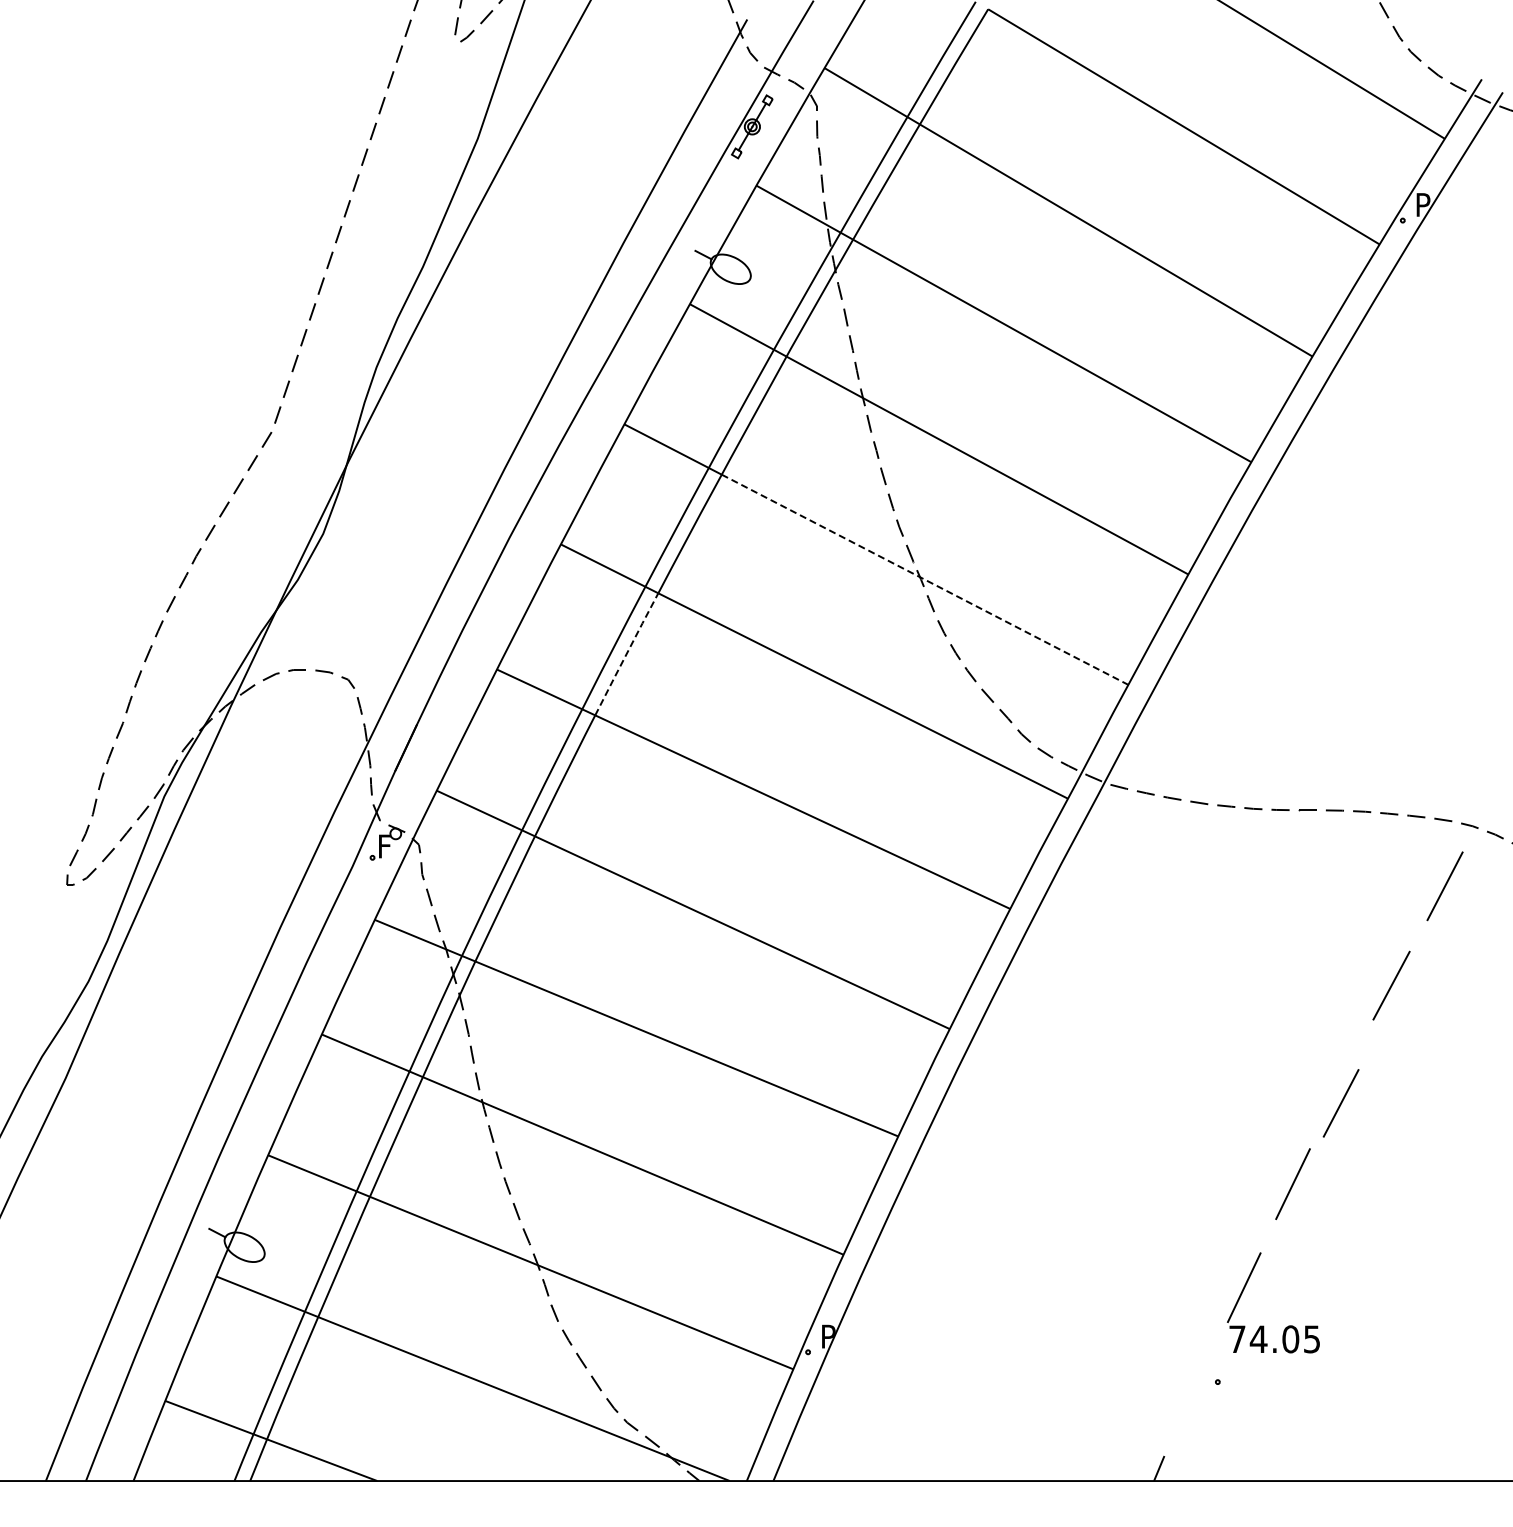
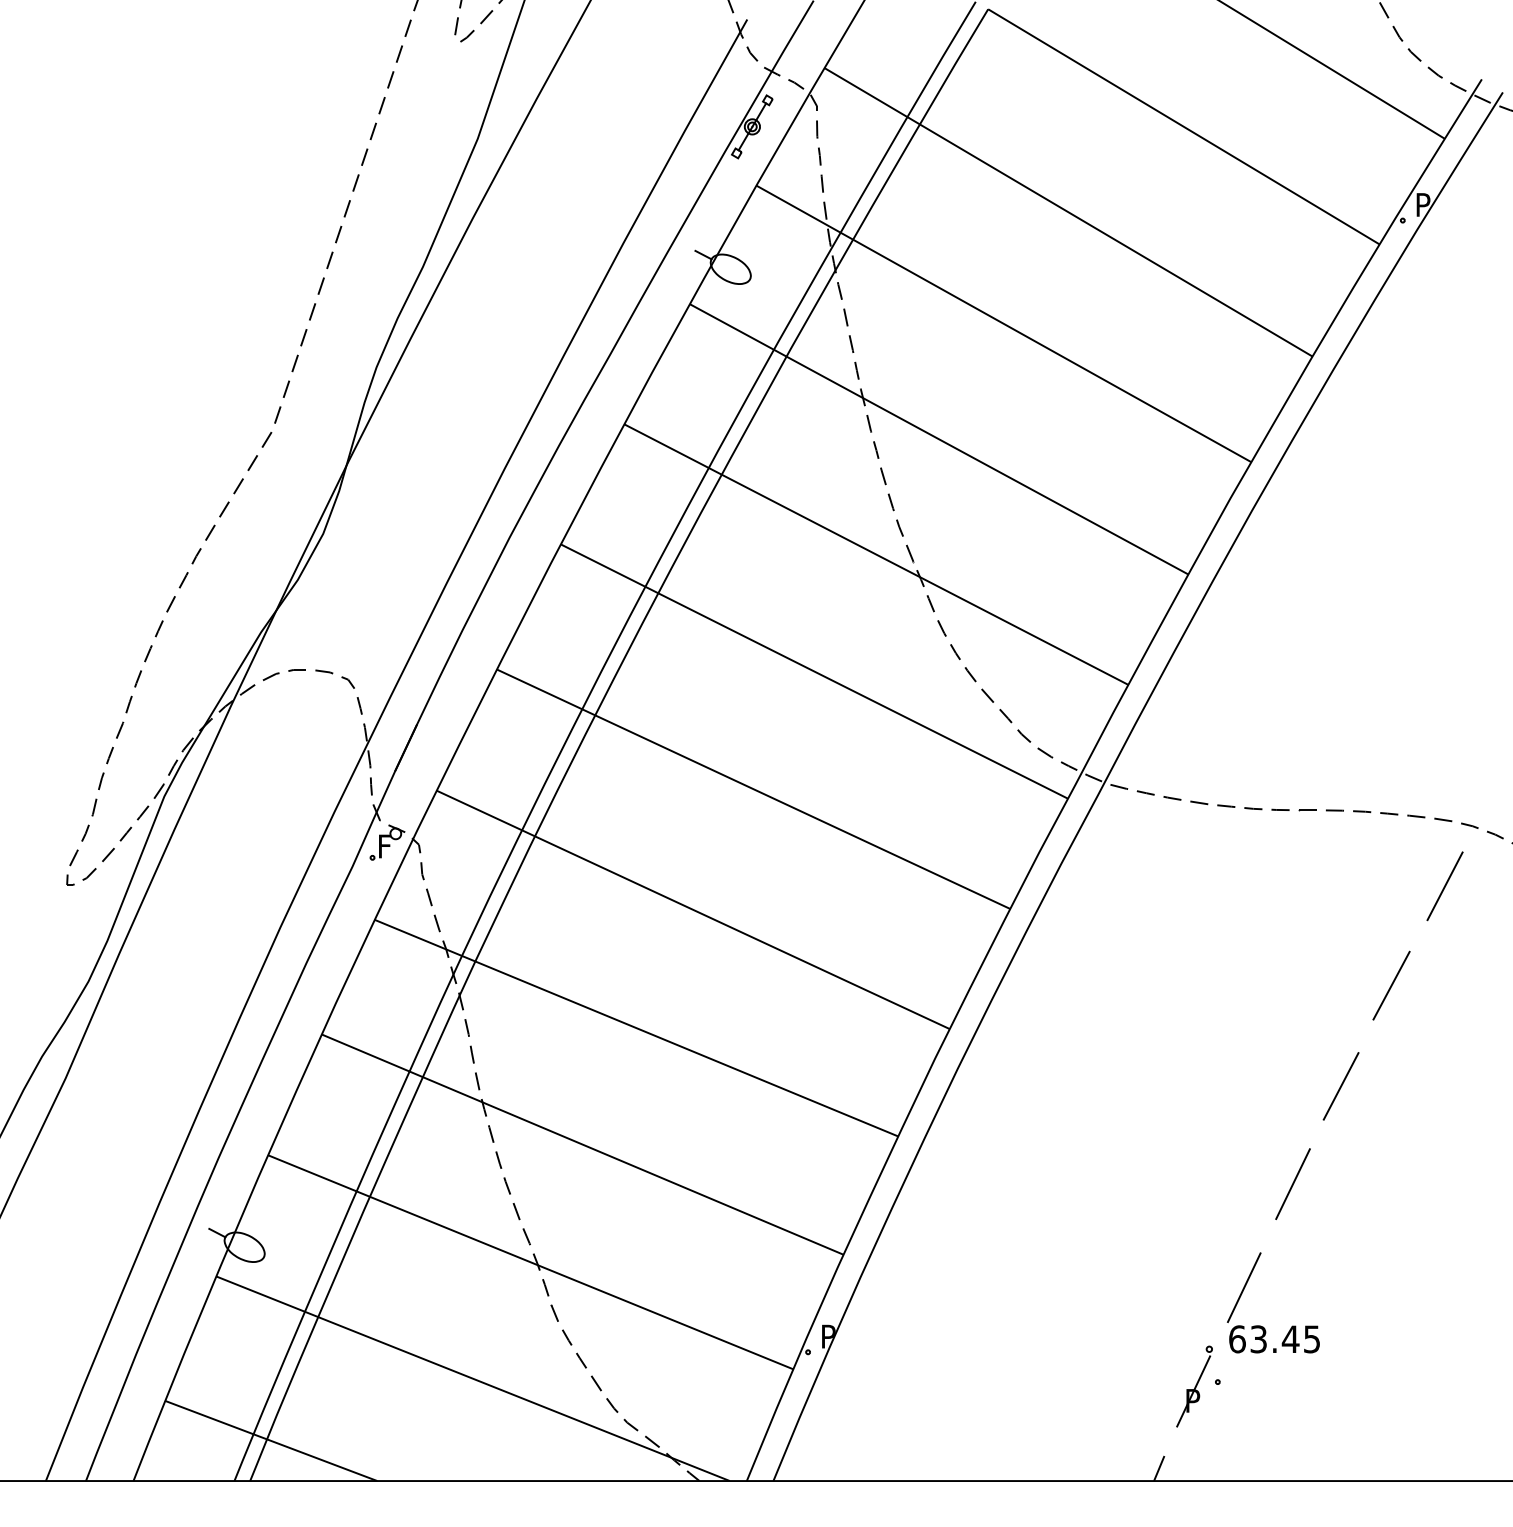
line: dashed -> solid (924, 579)
line: dashed -> solid (626, 653)
line position: (1340, 1103) -> (1340, 1086) (1340, 1086)
text: 74.05 -> 63.45 (1264, 1339)
part: none -> present (1194, 1386)
